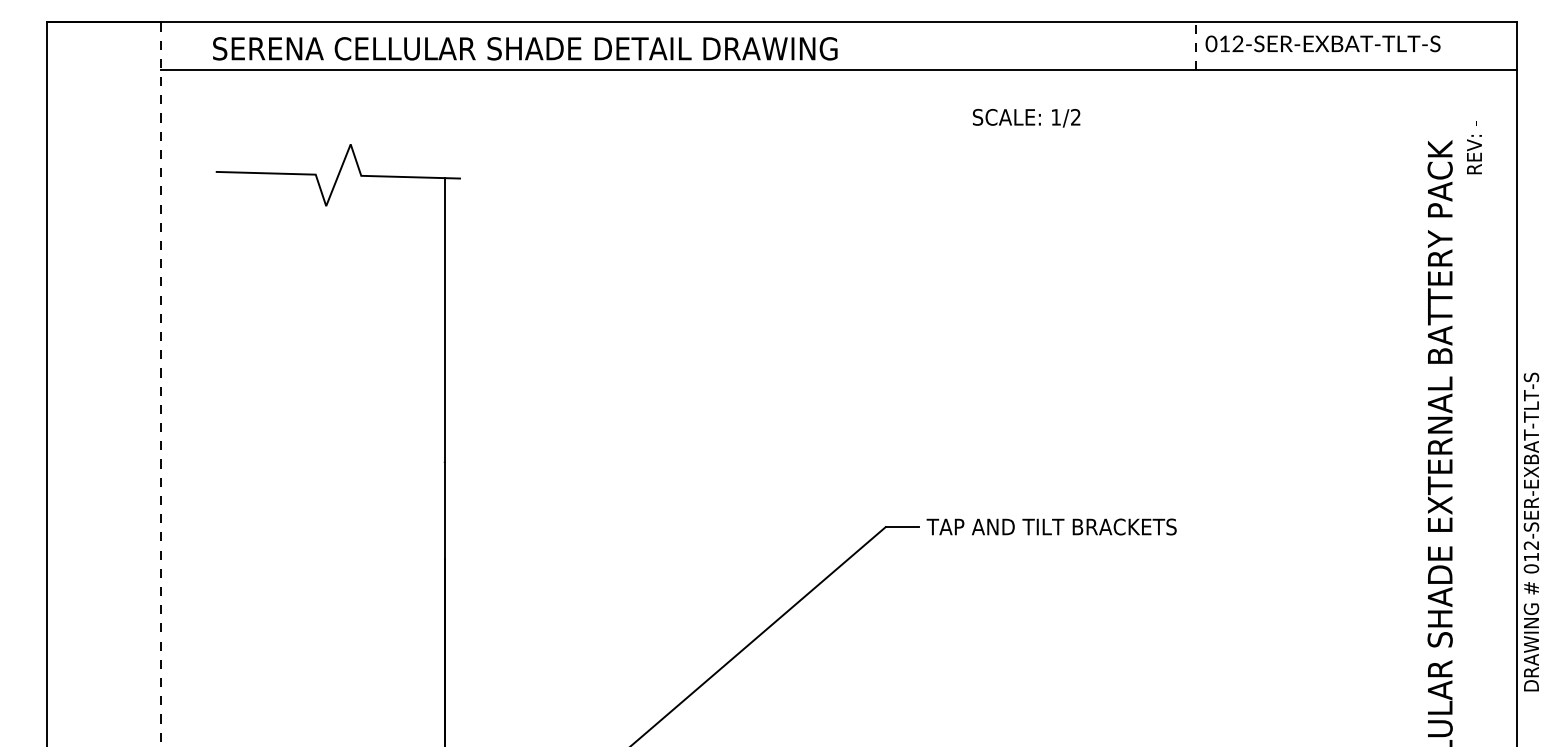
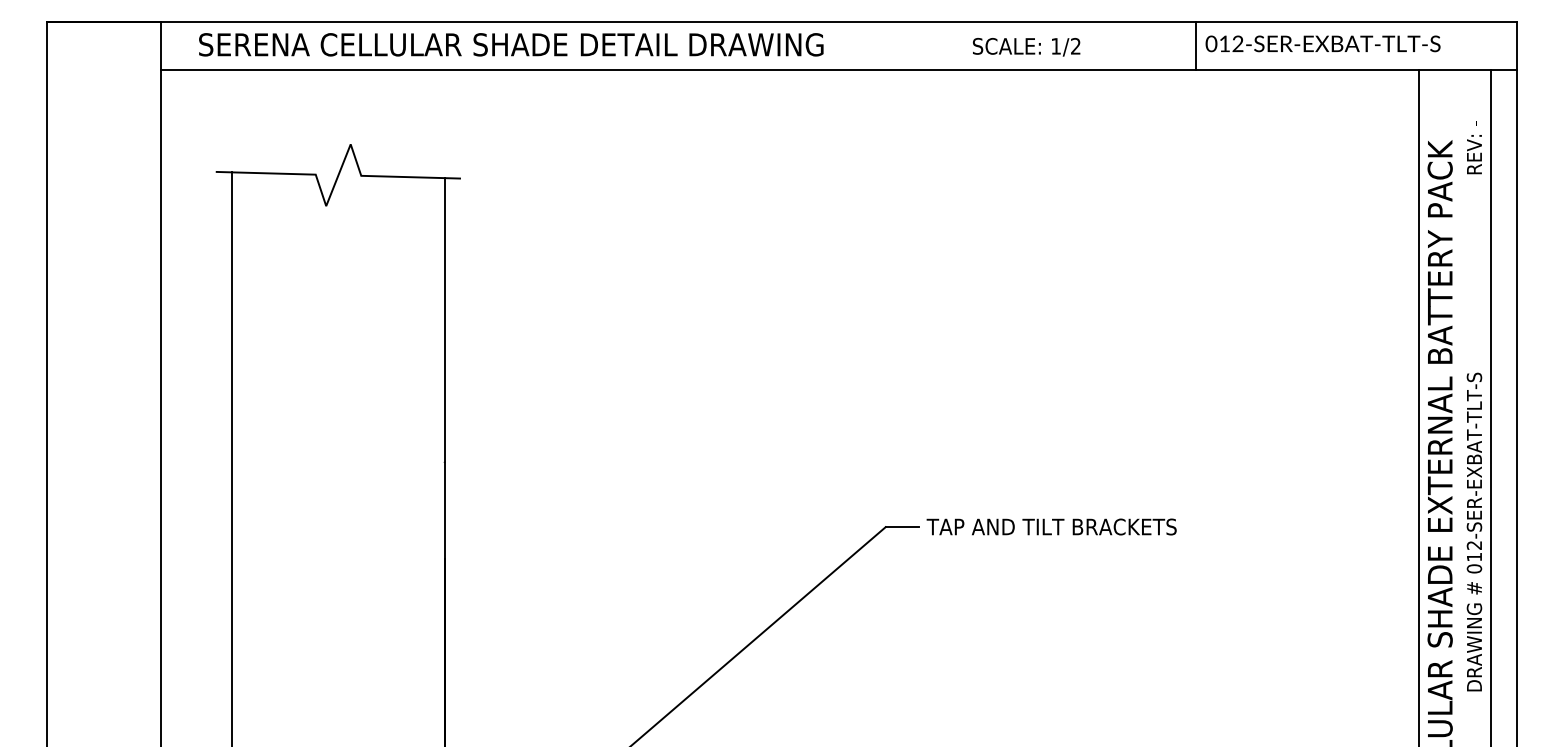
line: dashed -> solid (1195, 46)
text position: (525, 48) -> (511, 44) (511, 44)
text position: (1026, 118) -> (1026, 47) (1026, 47)
line: dashed -> solid (160, 384)
line: none -> present (1419, 406)
line: none -> present (1491, 406)
line: none -> present (232, 457)
text position: (1531, 531) -> (1474, 531) (1474, 531)
